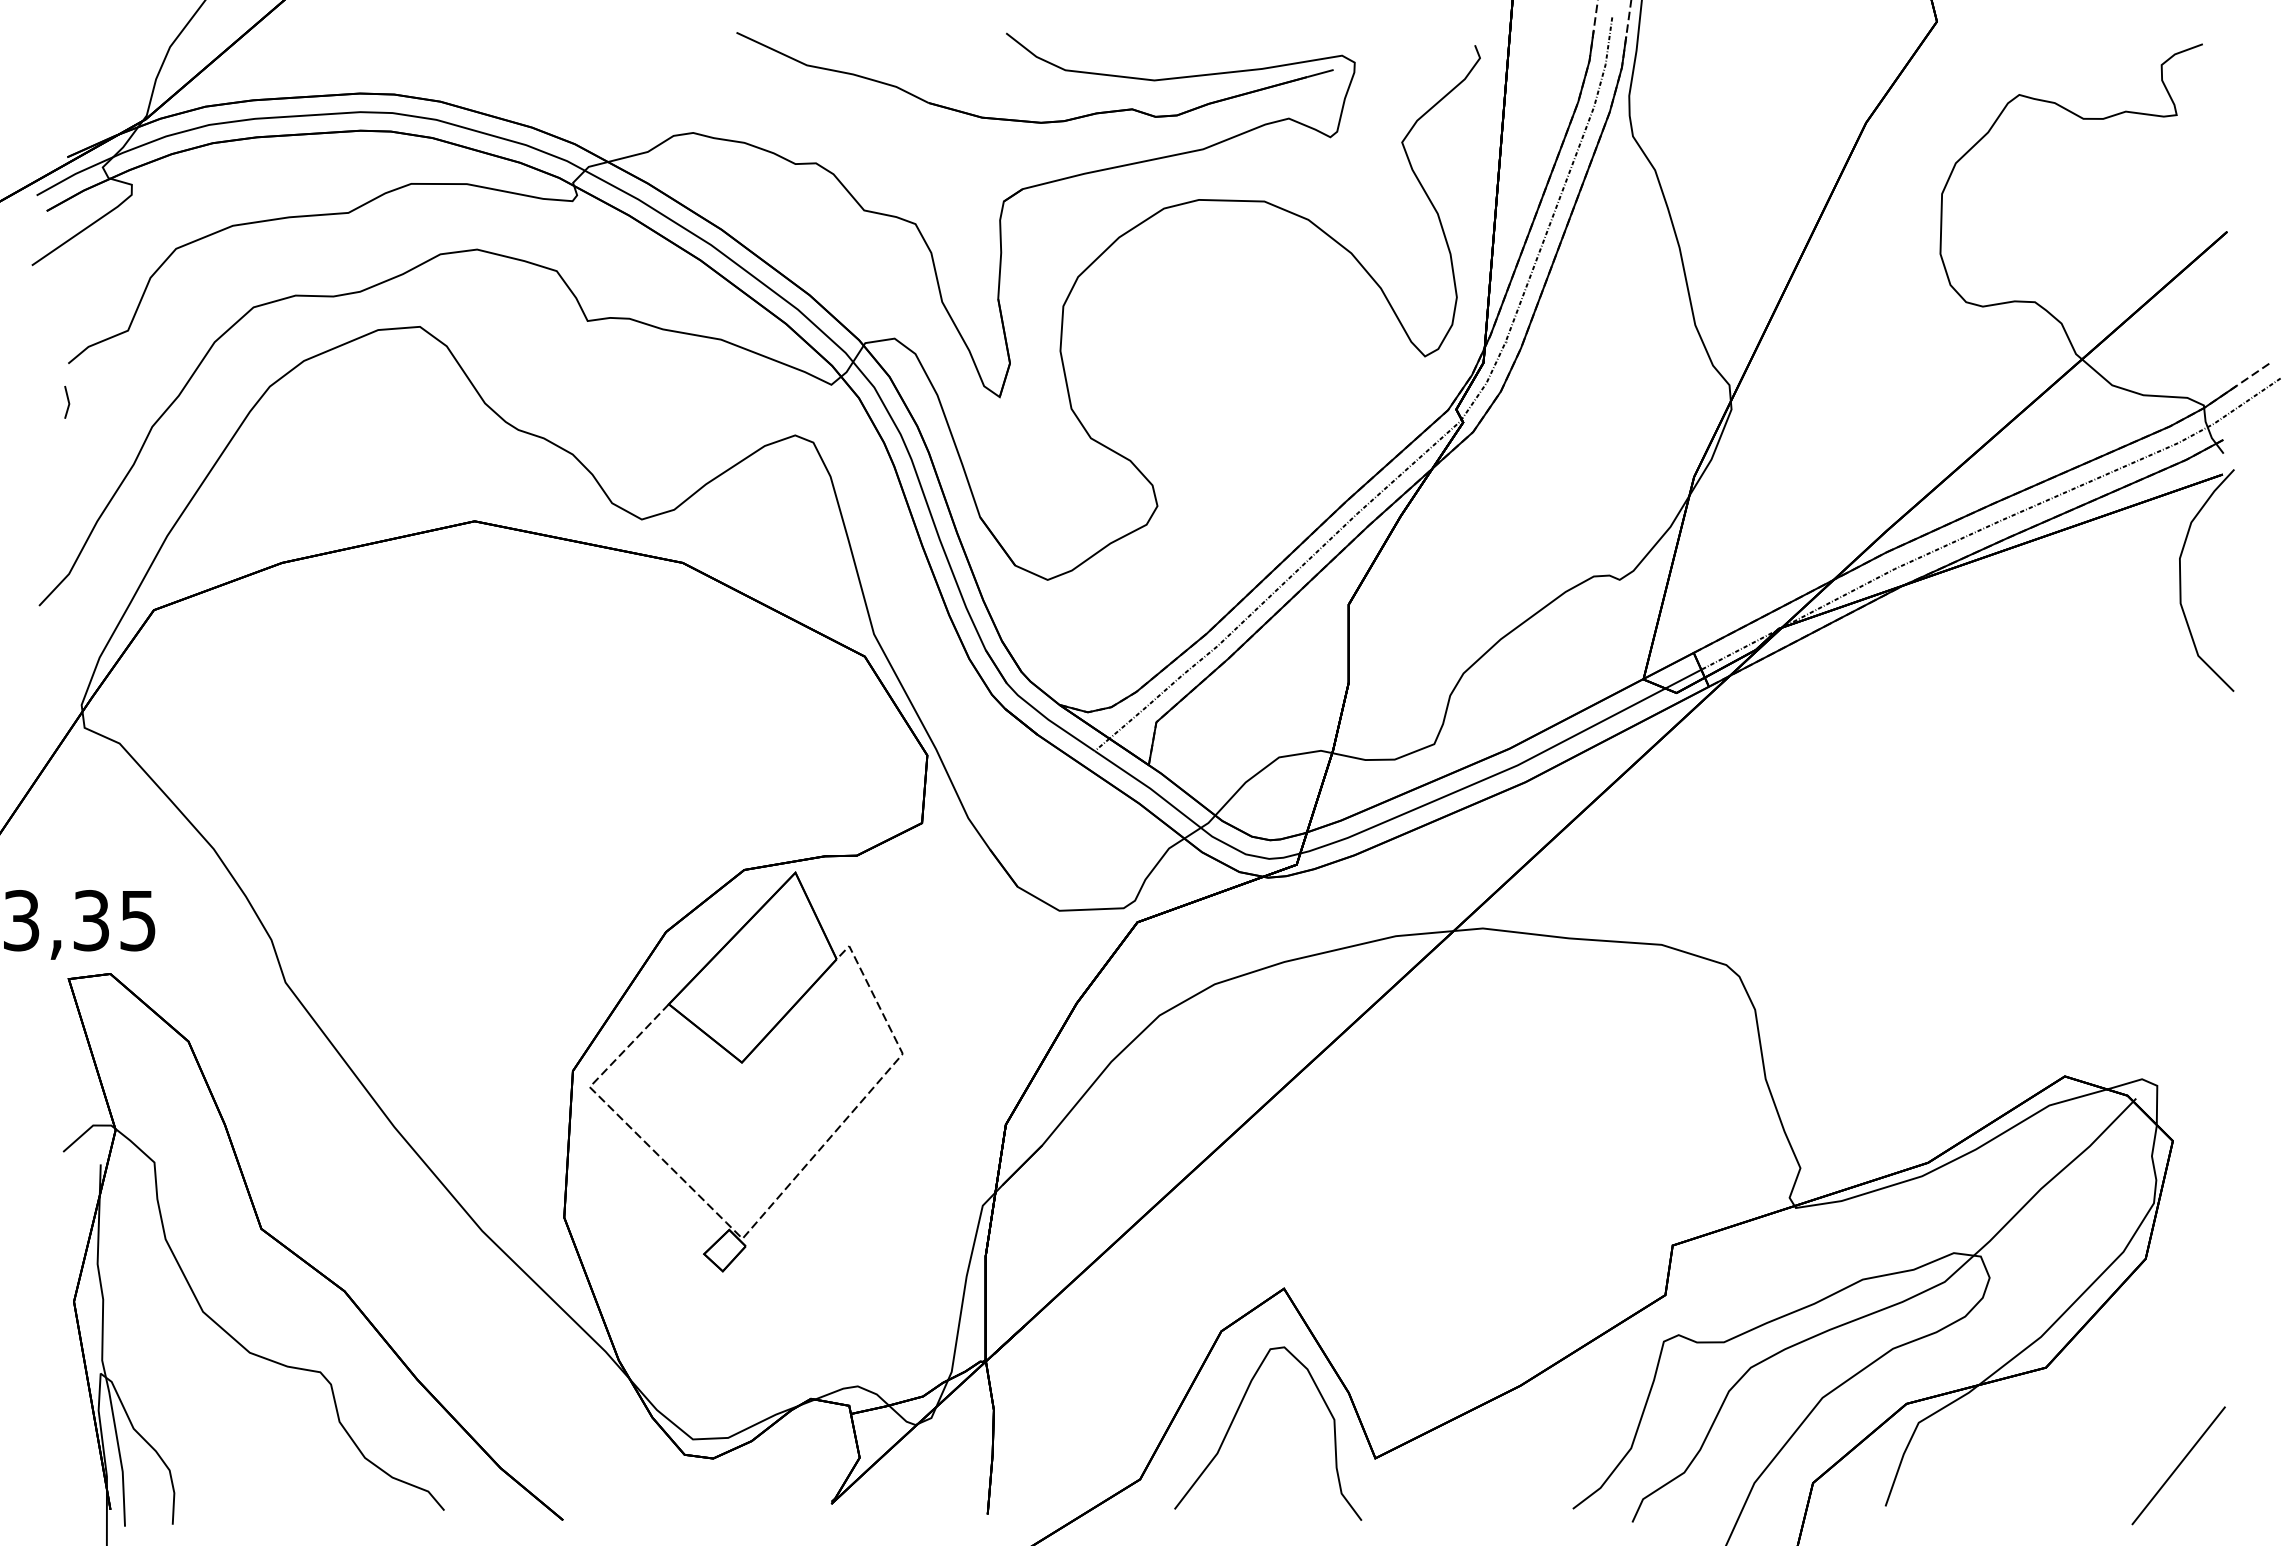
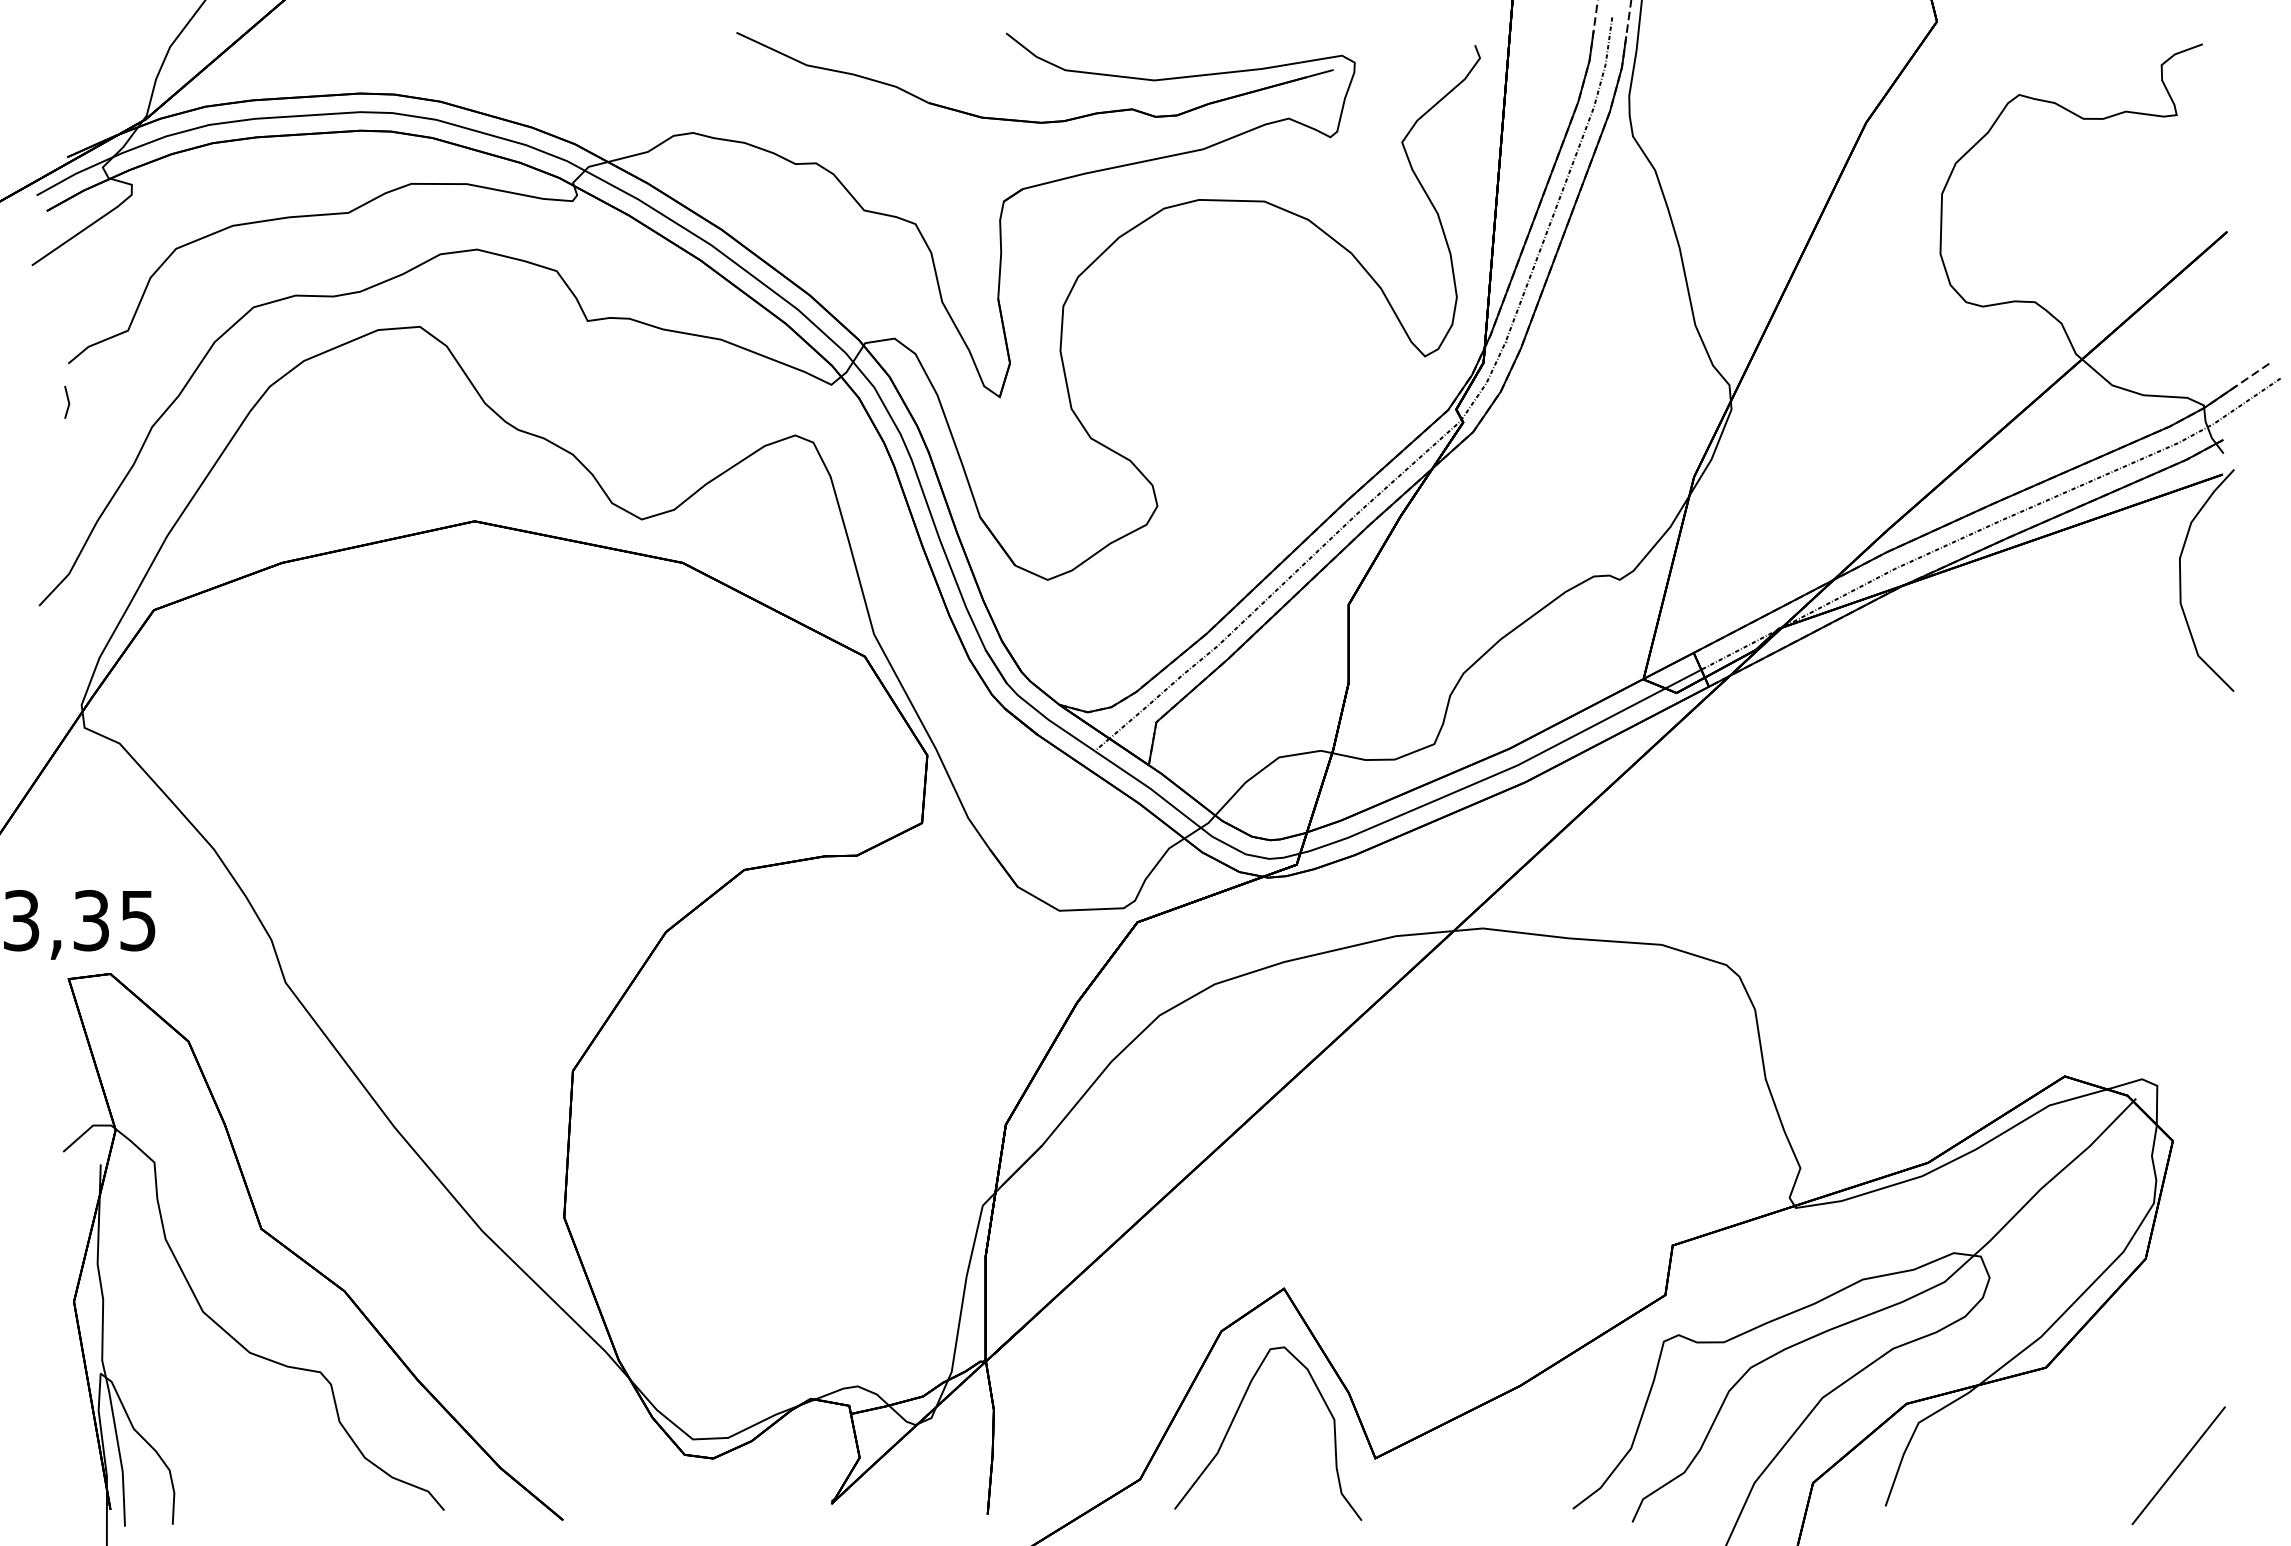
part: present -> none (742, 1063)
